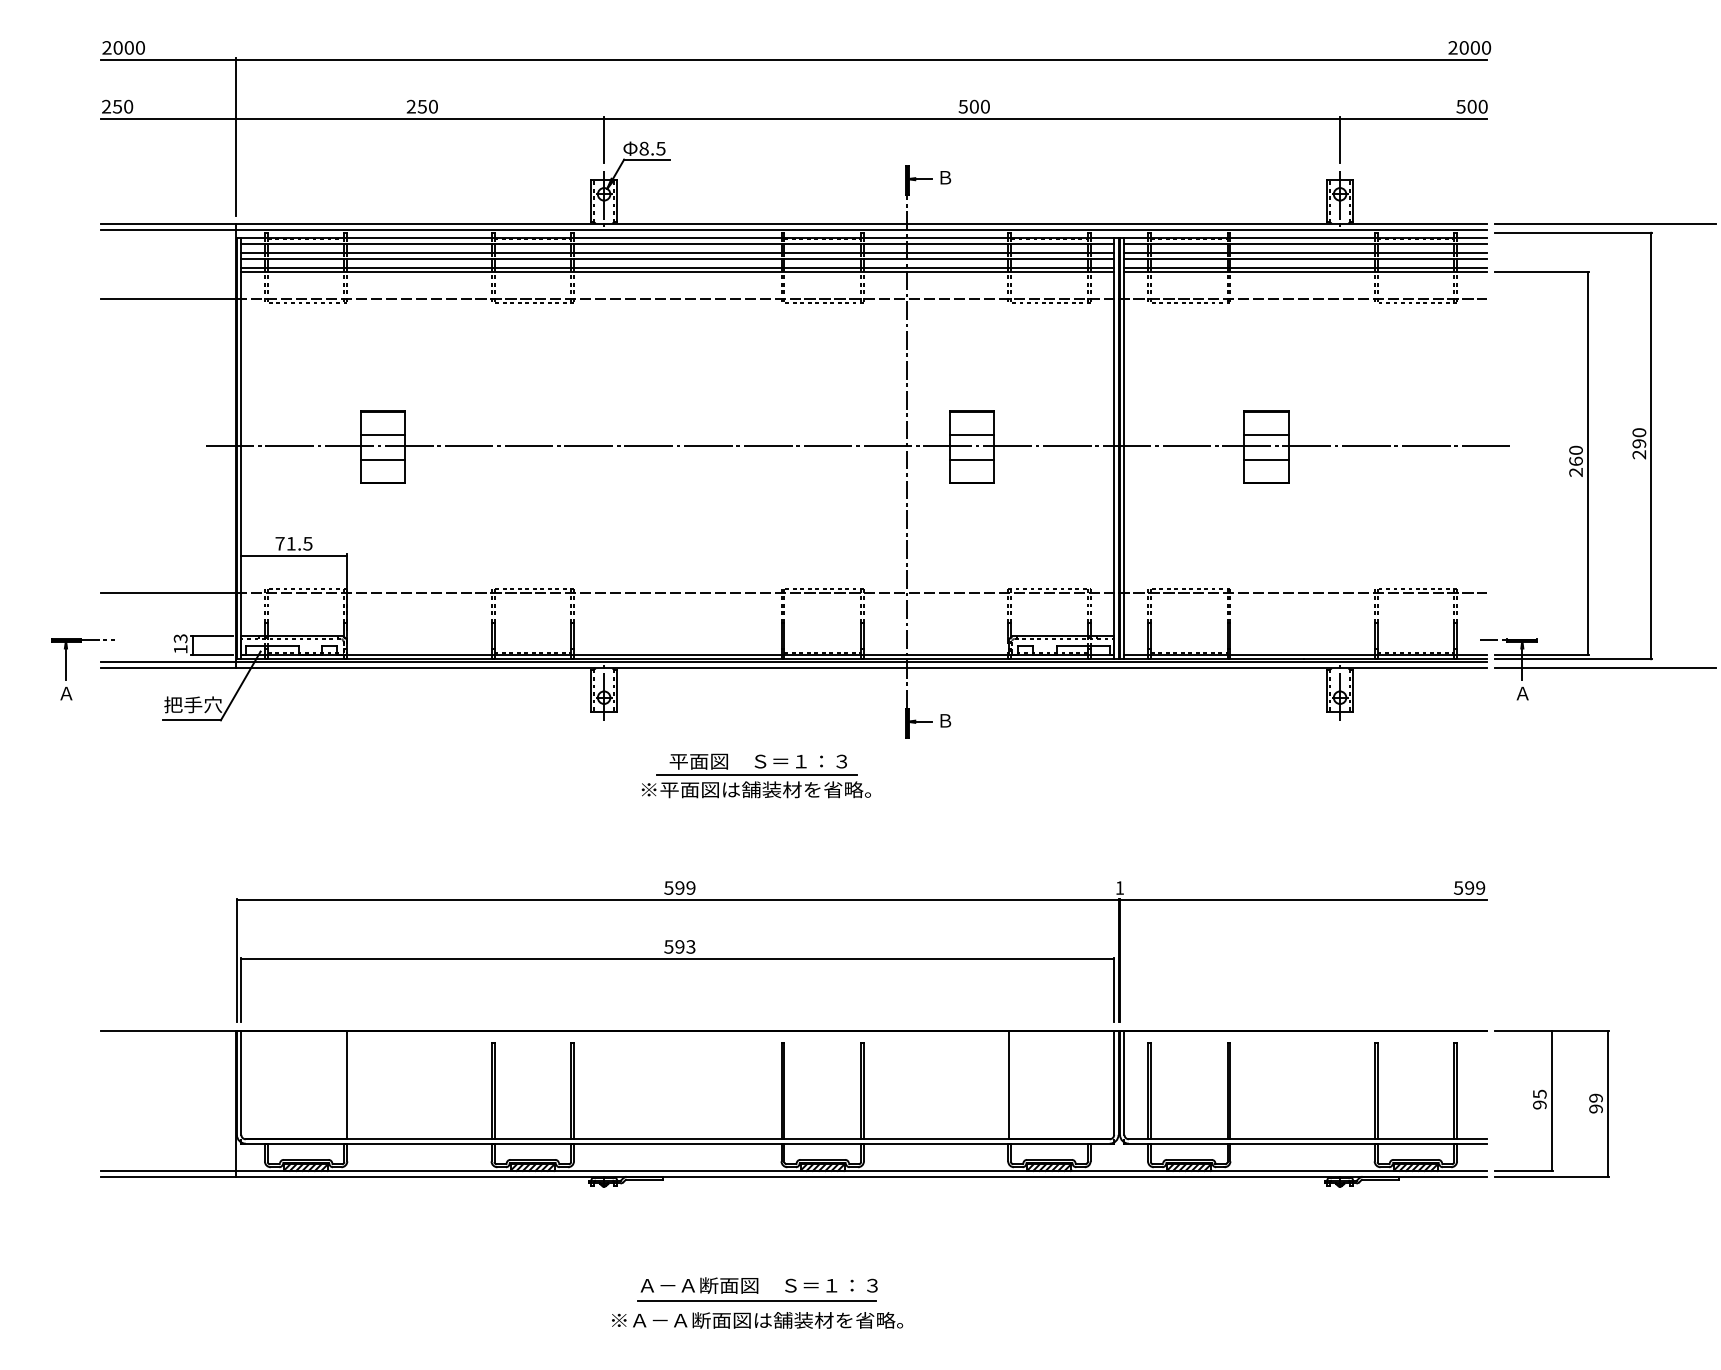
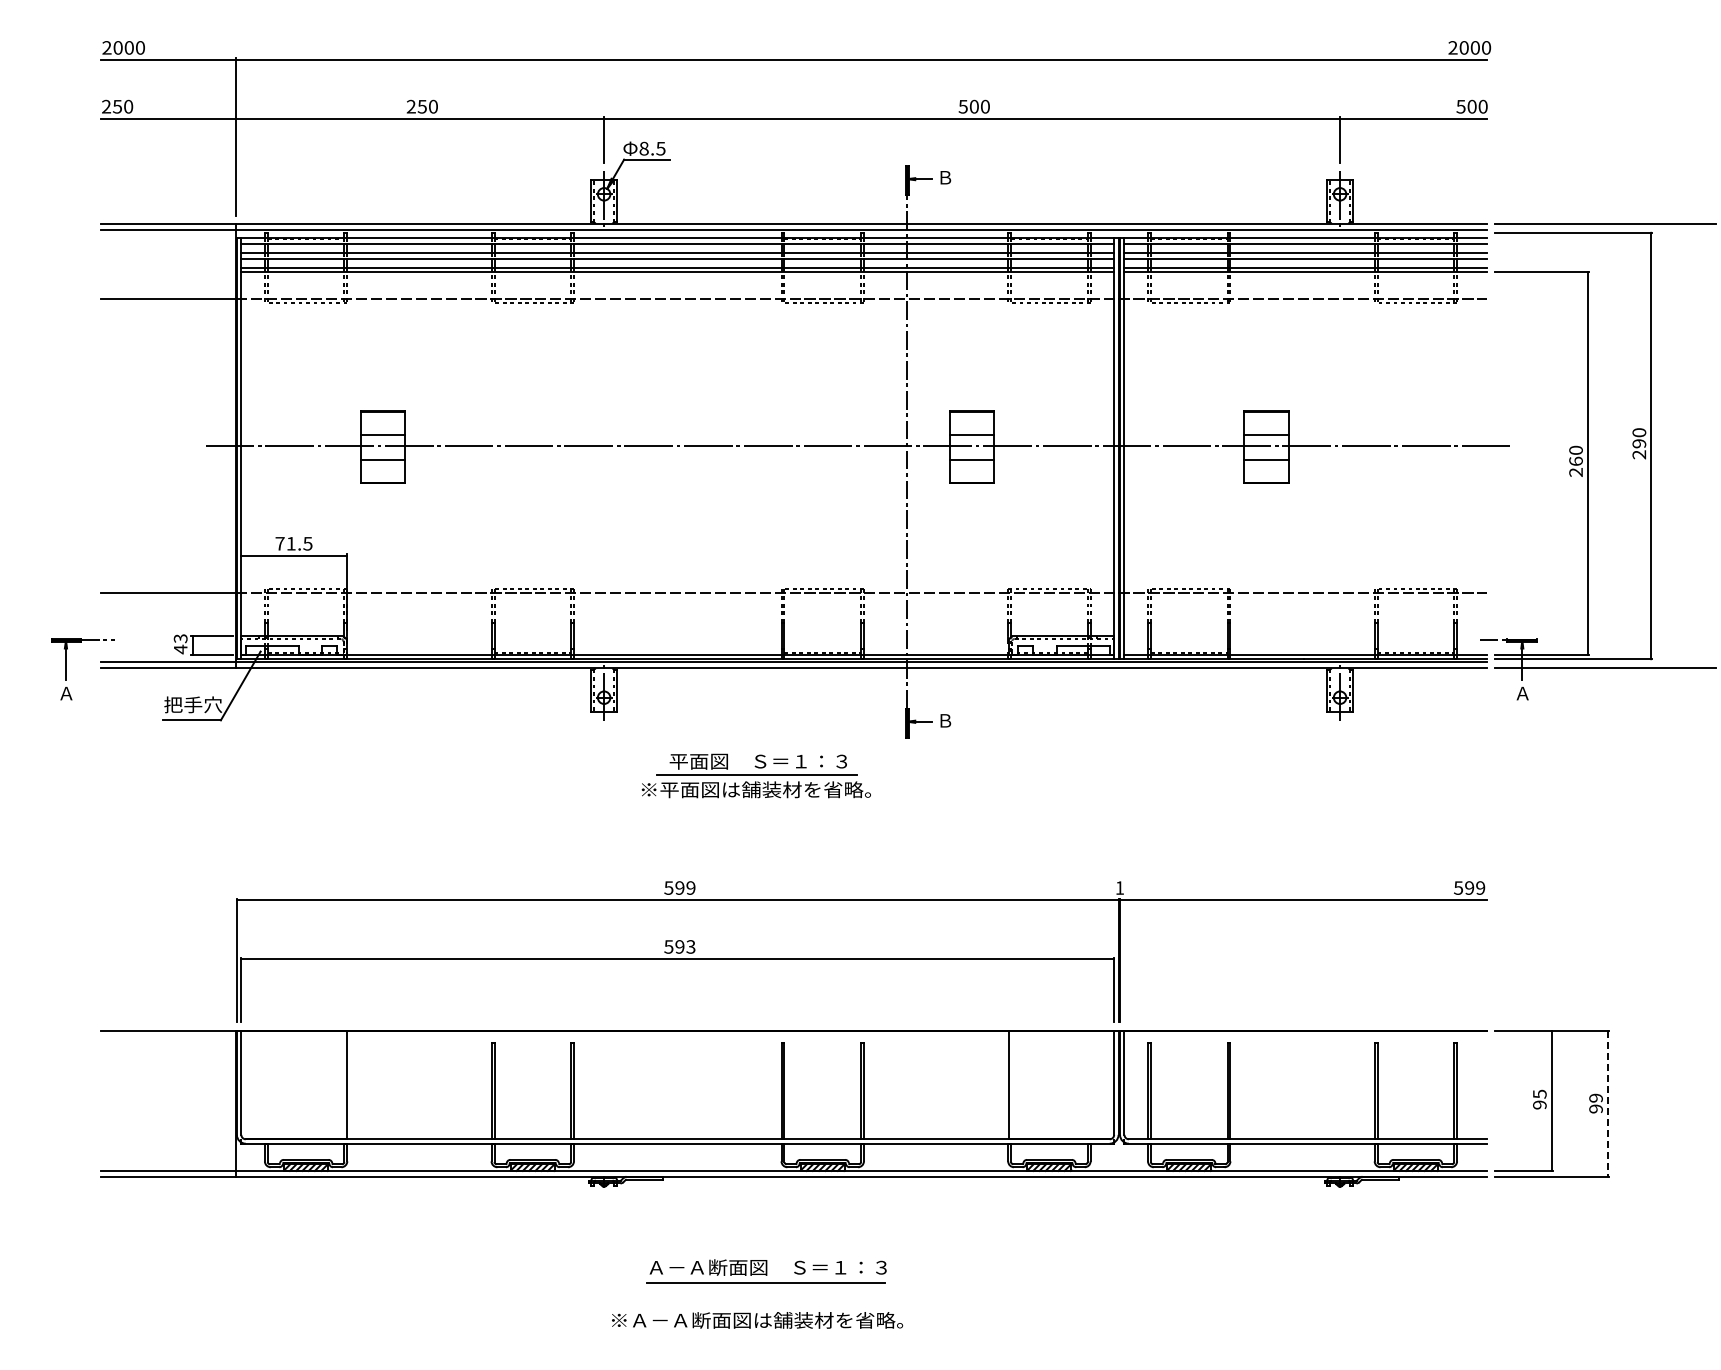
text: 13 -> 43 (180, 649)
line: solid -> dashed (1607, 1103)
part position: (757, 1289) -> (766, 1271) (766, 1271)
